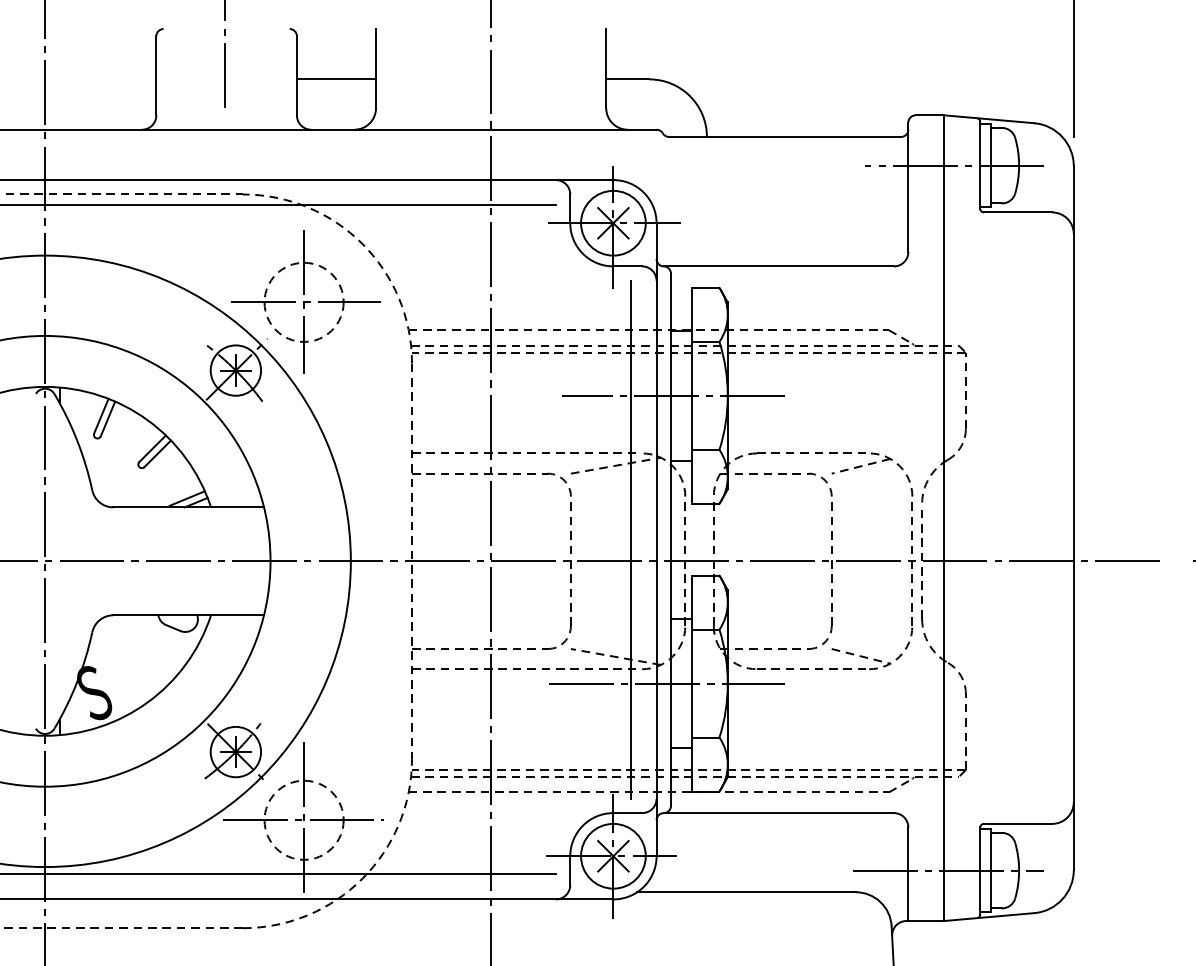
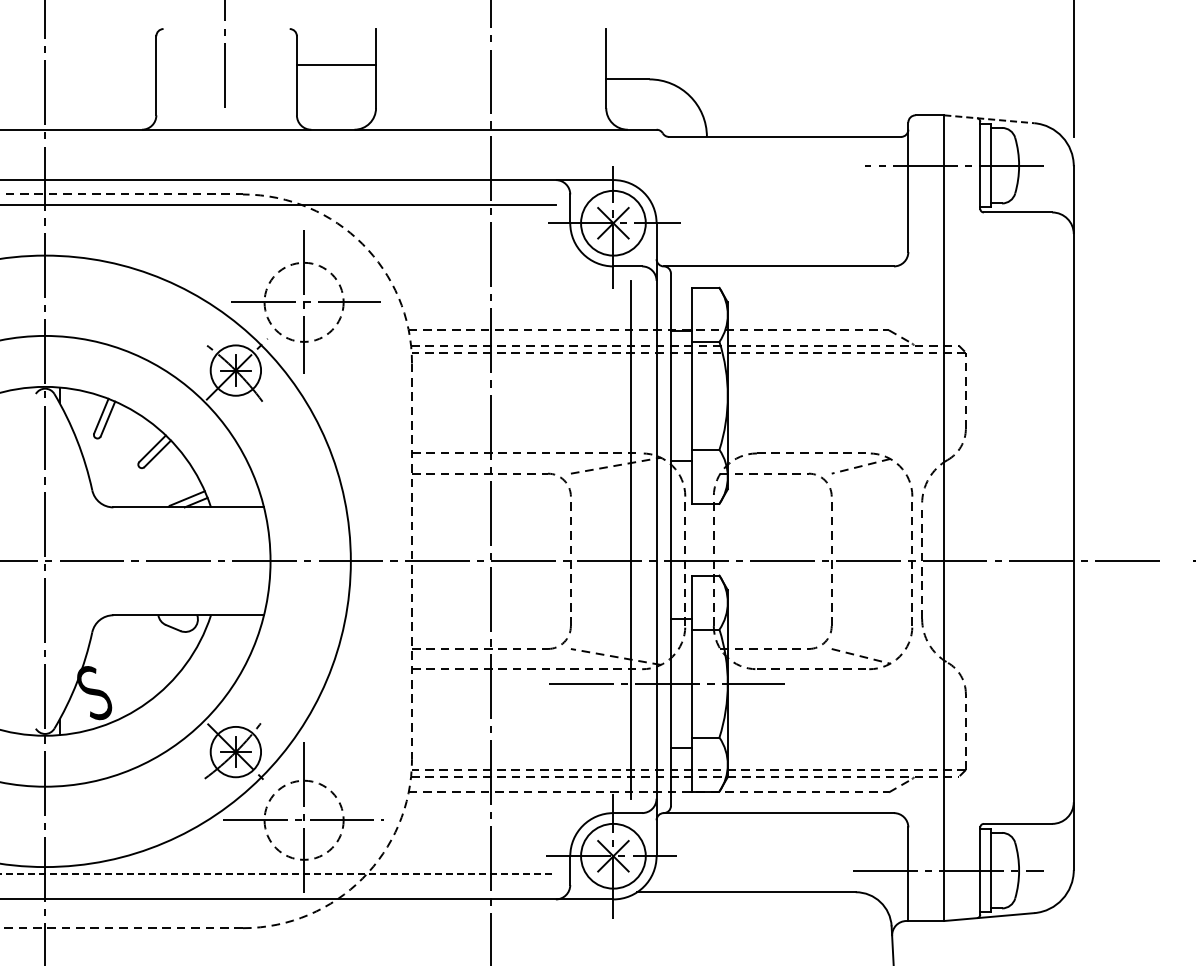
line position: (336, 79) -> (336, 65) (336, 65)
line: solid -> dashed (989, 119)
line: present -> none (673, 395)
line: solid -> dashed (278, 874)
